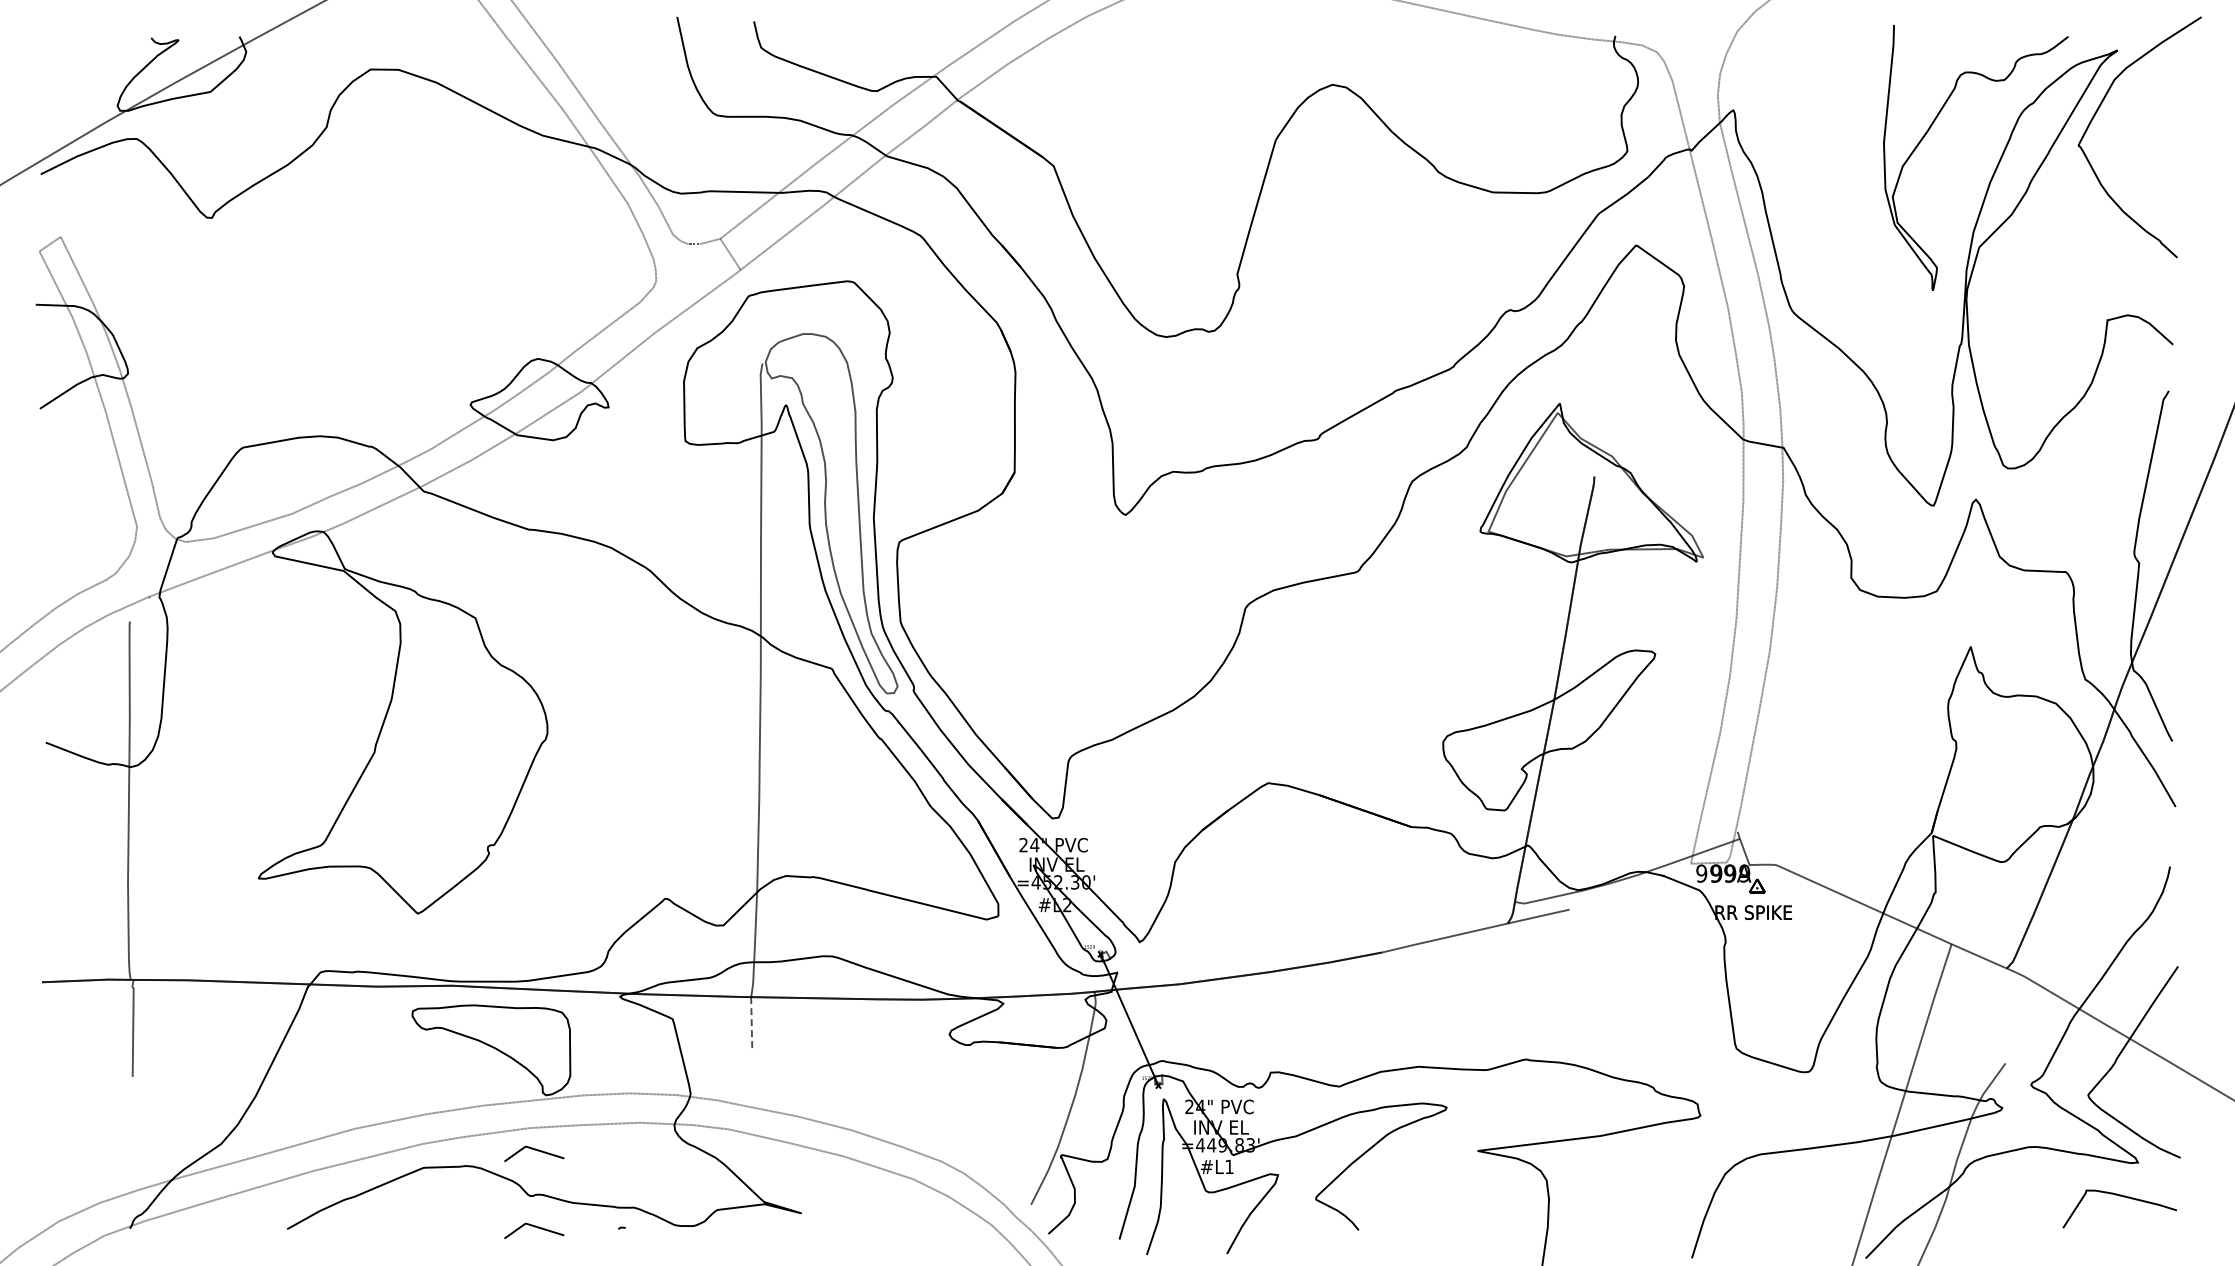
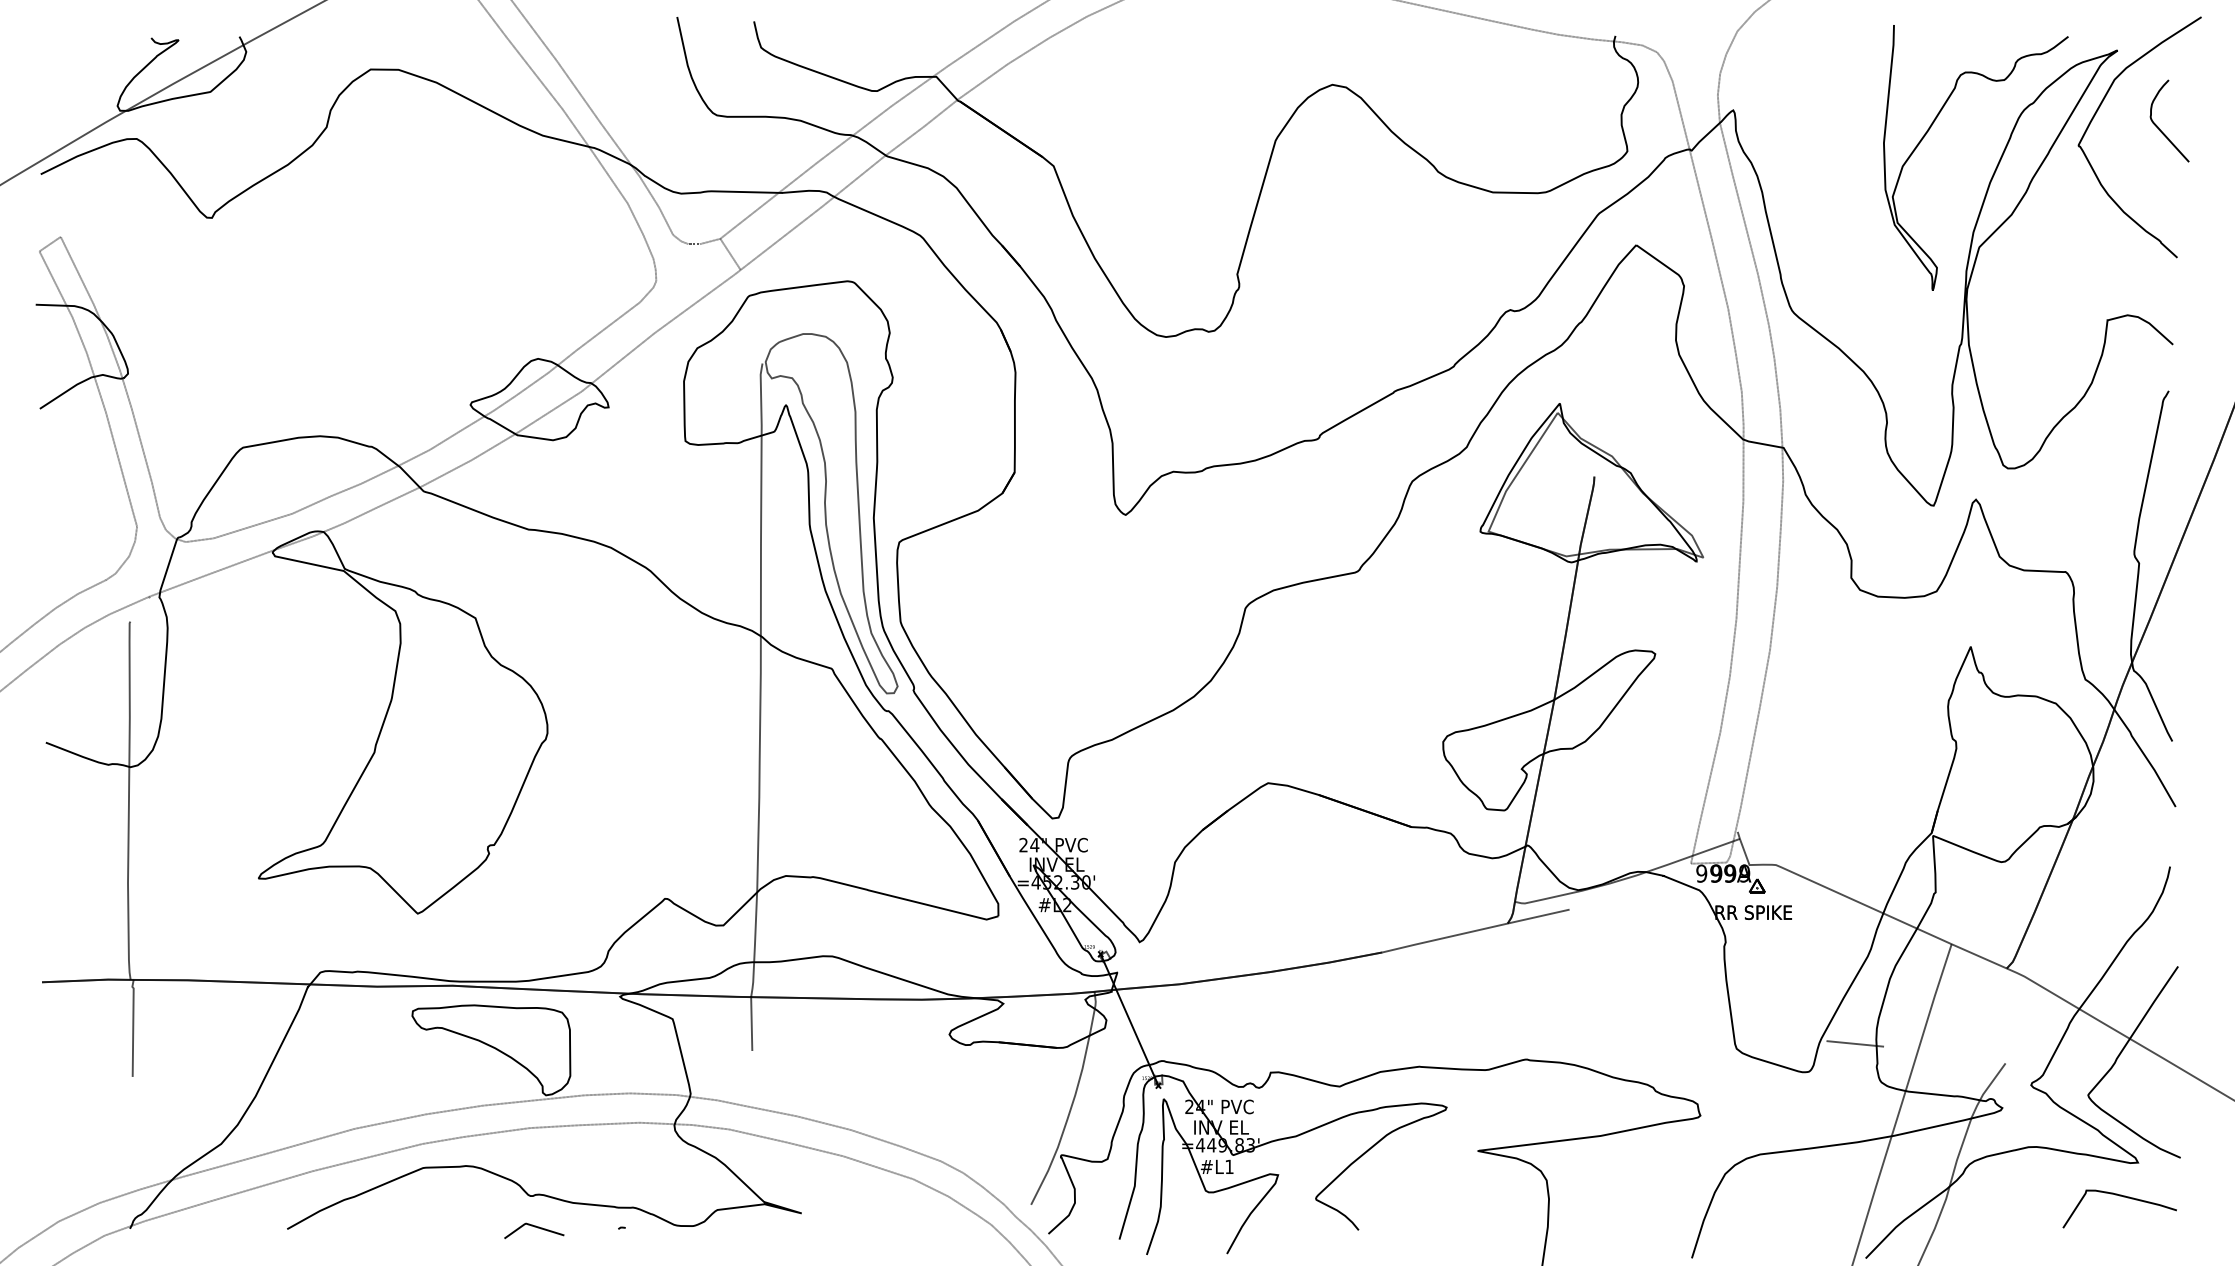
curve: none -> present (2158, 126)
line: dashed -> solid (751, 1024)
line: none -> present (1855, 1043)
curve: present -> none (534, 1150)
